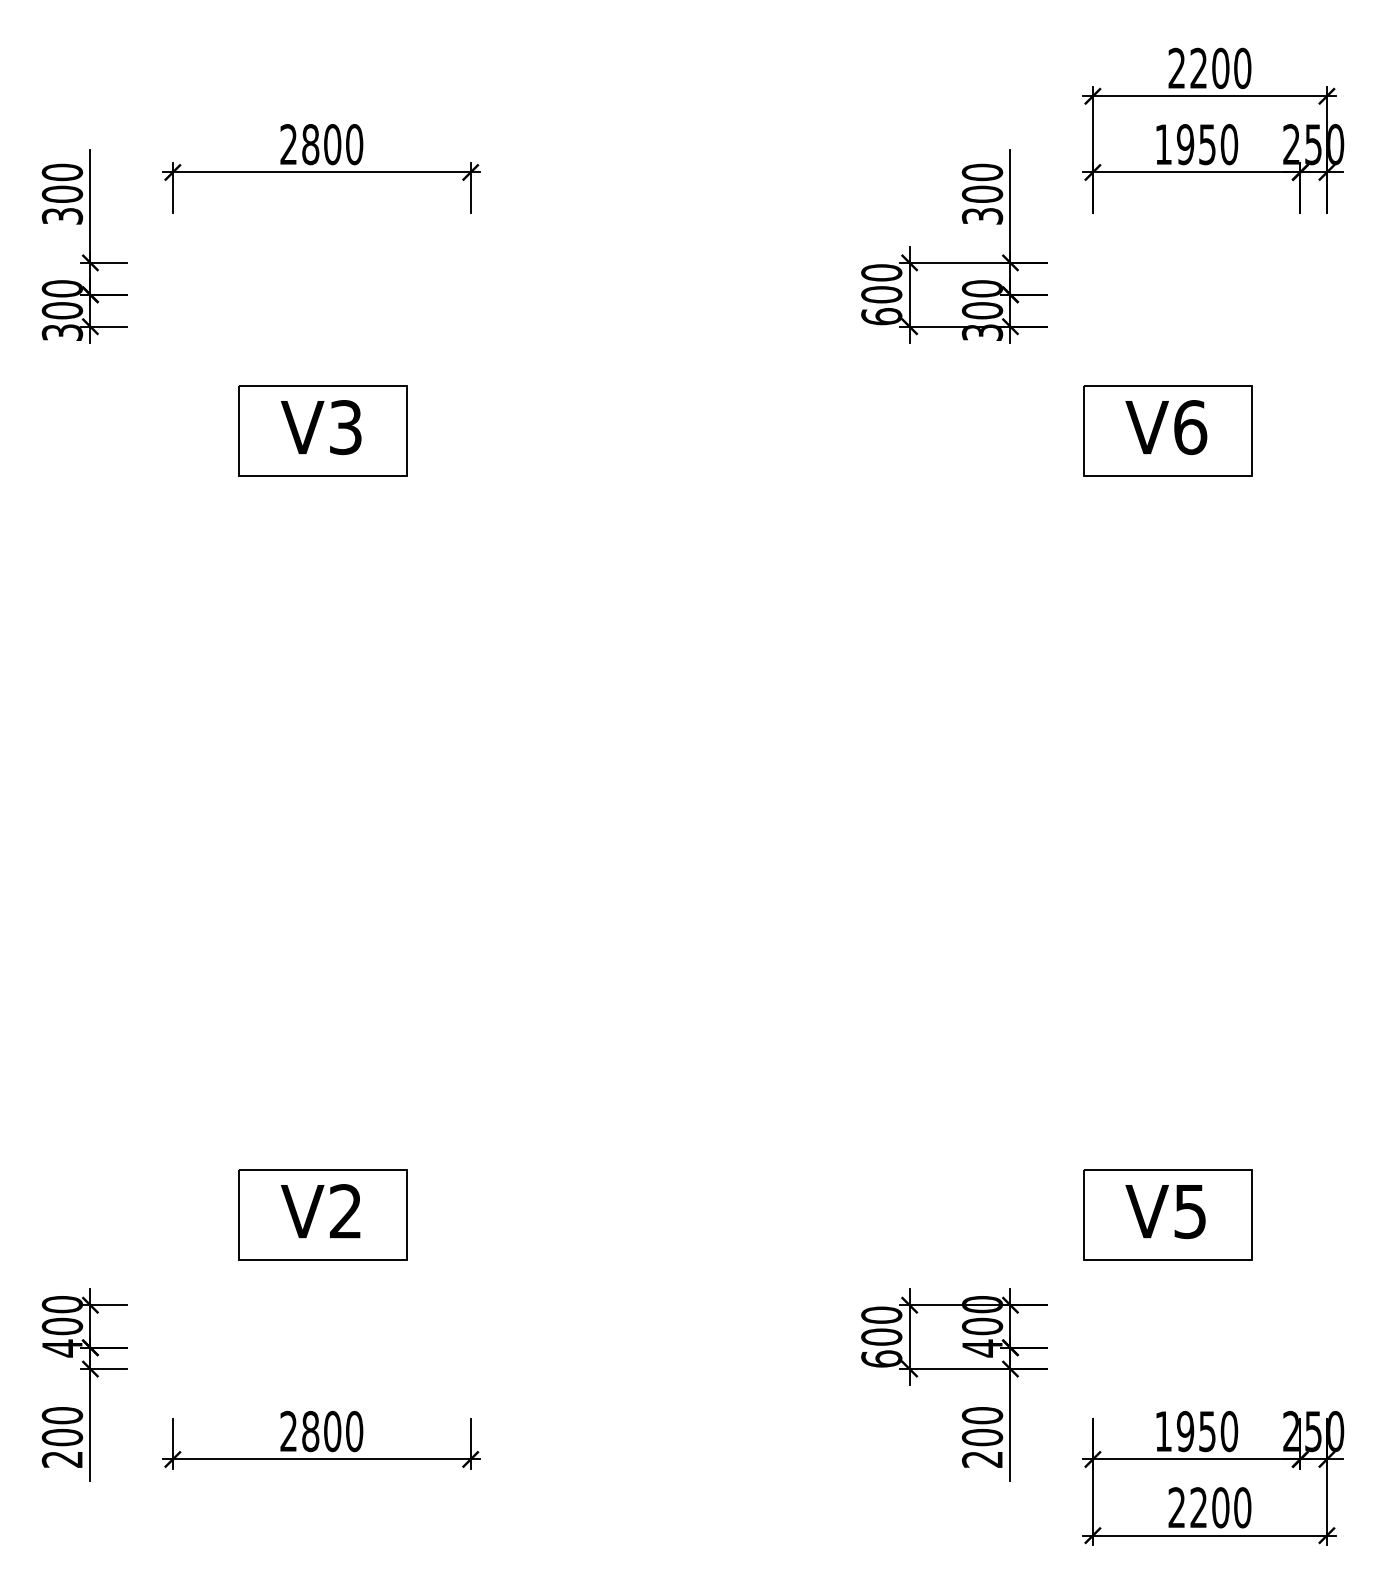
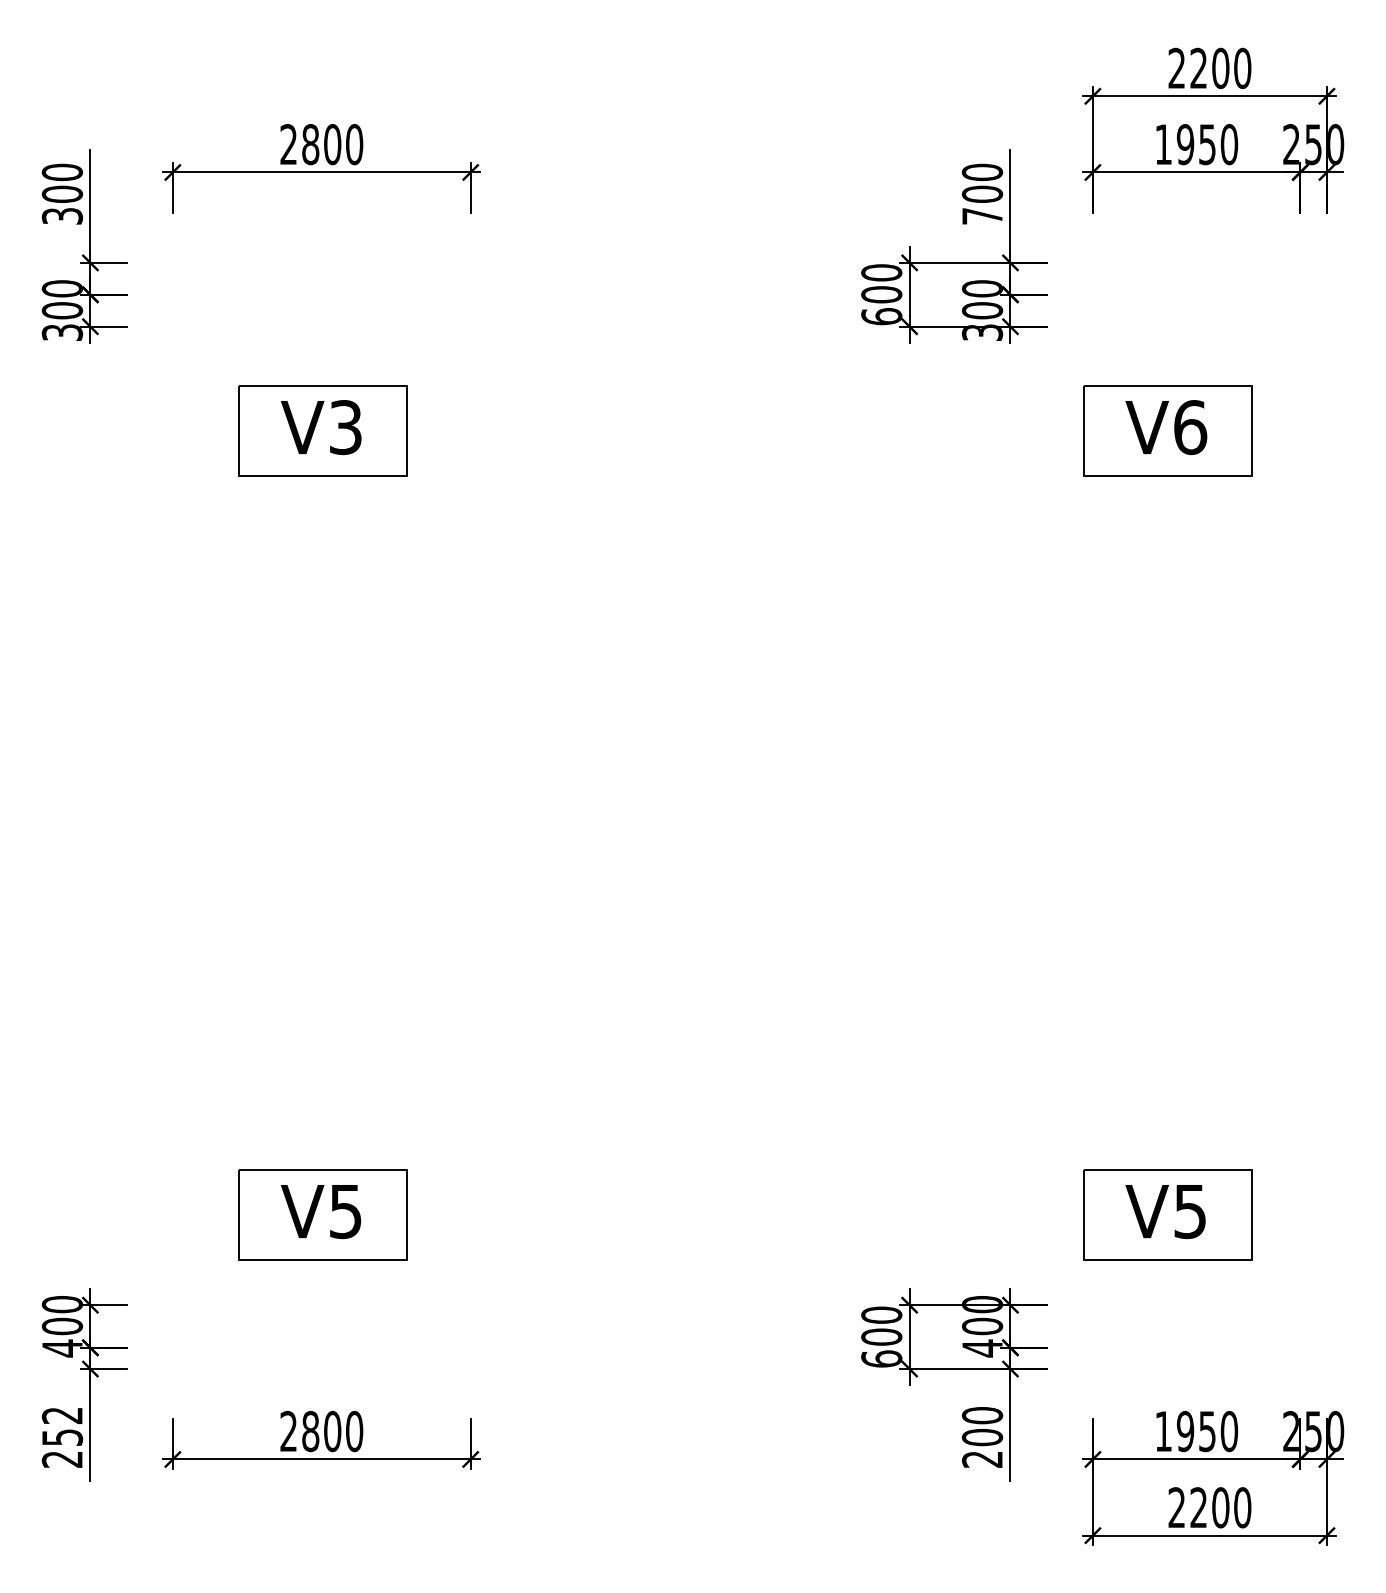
text: 300 -> 700 (982, 216)
text: V2 -> V5 (345, 1211)
text: 200 -> 252 (62, 1426)
